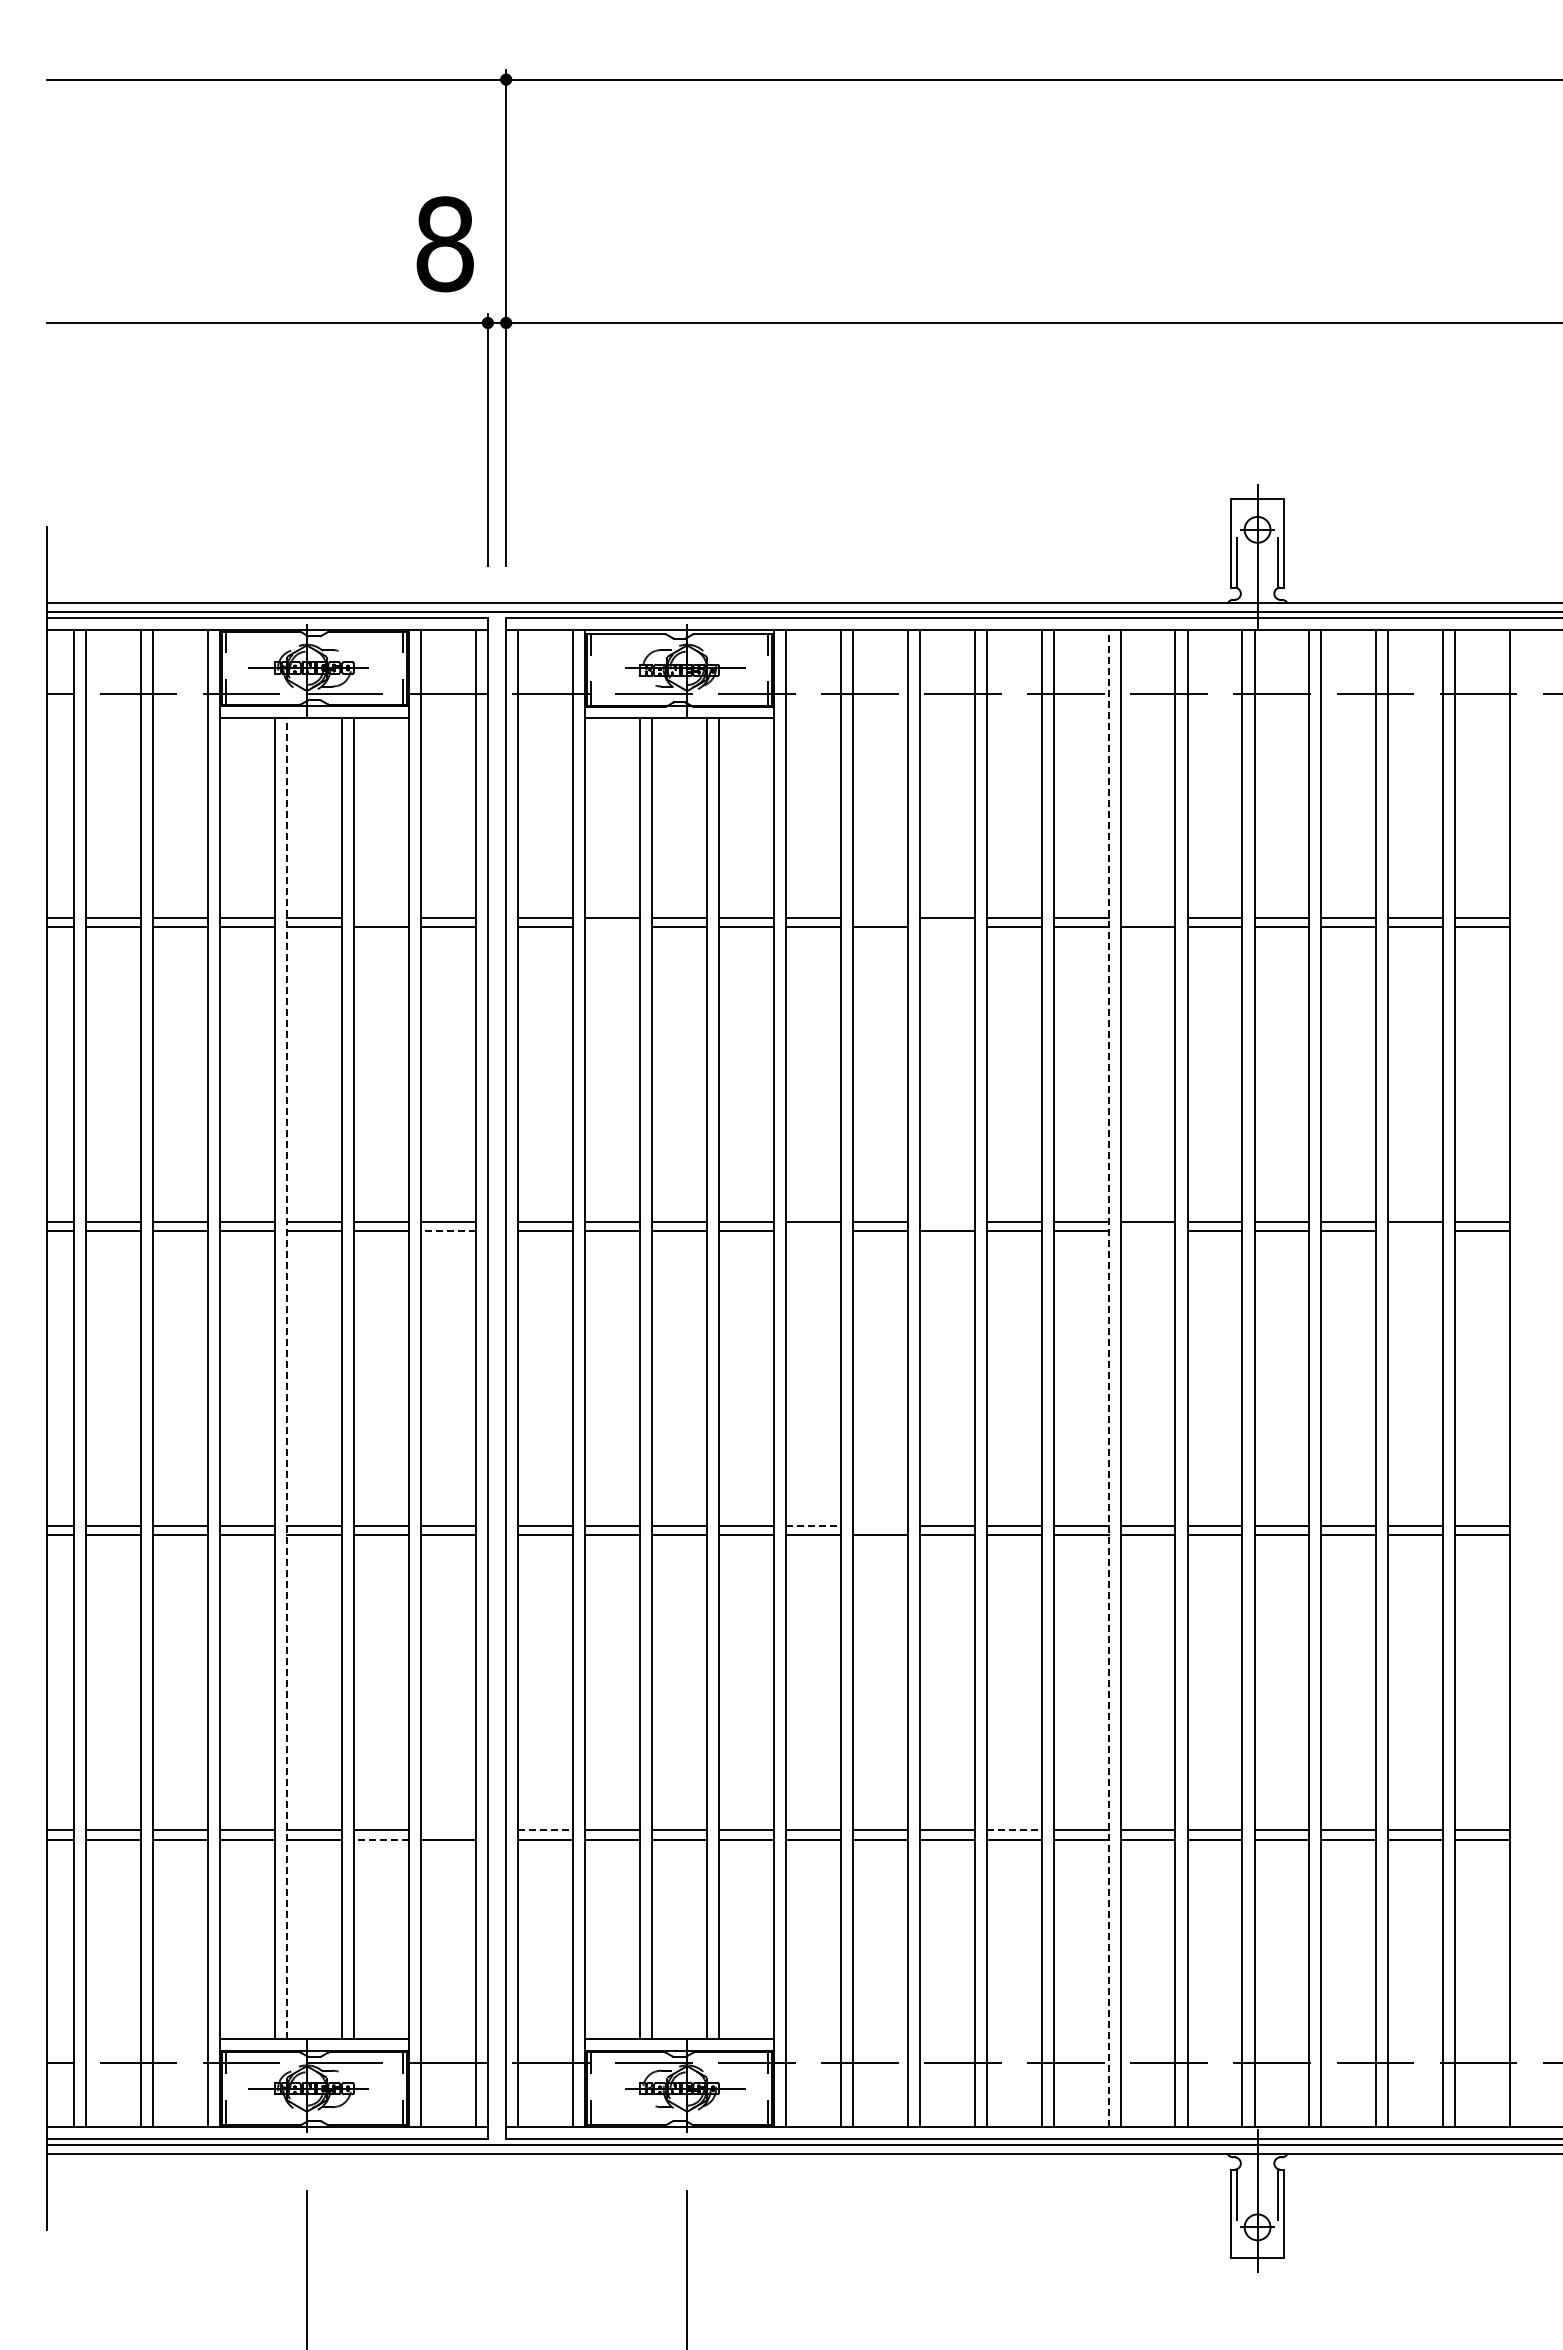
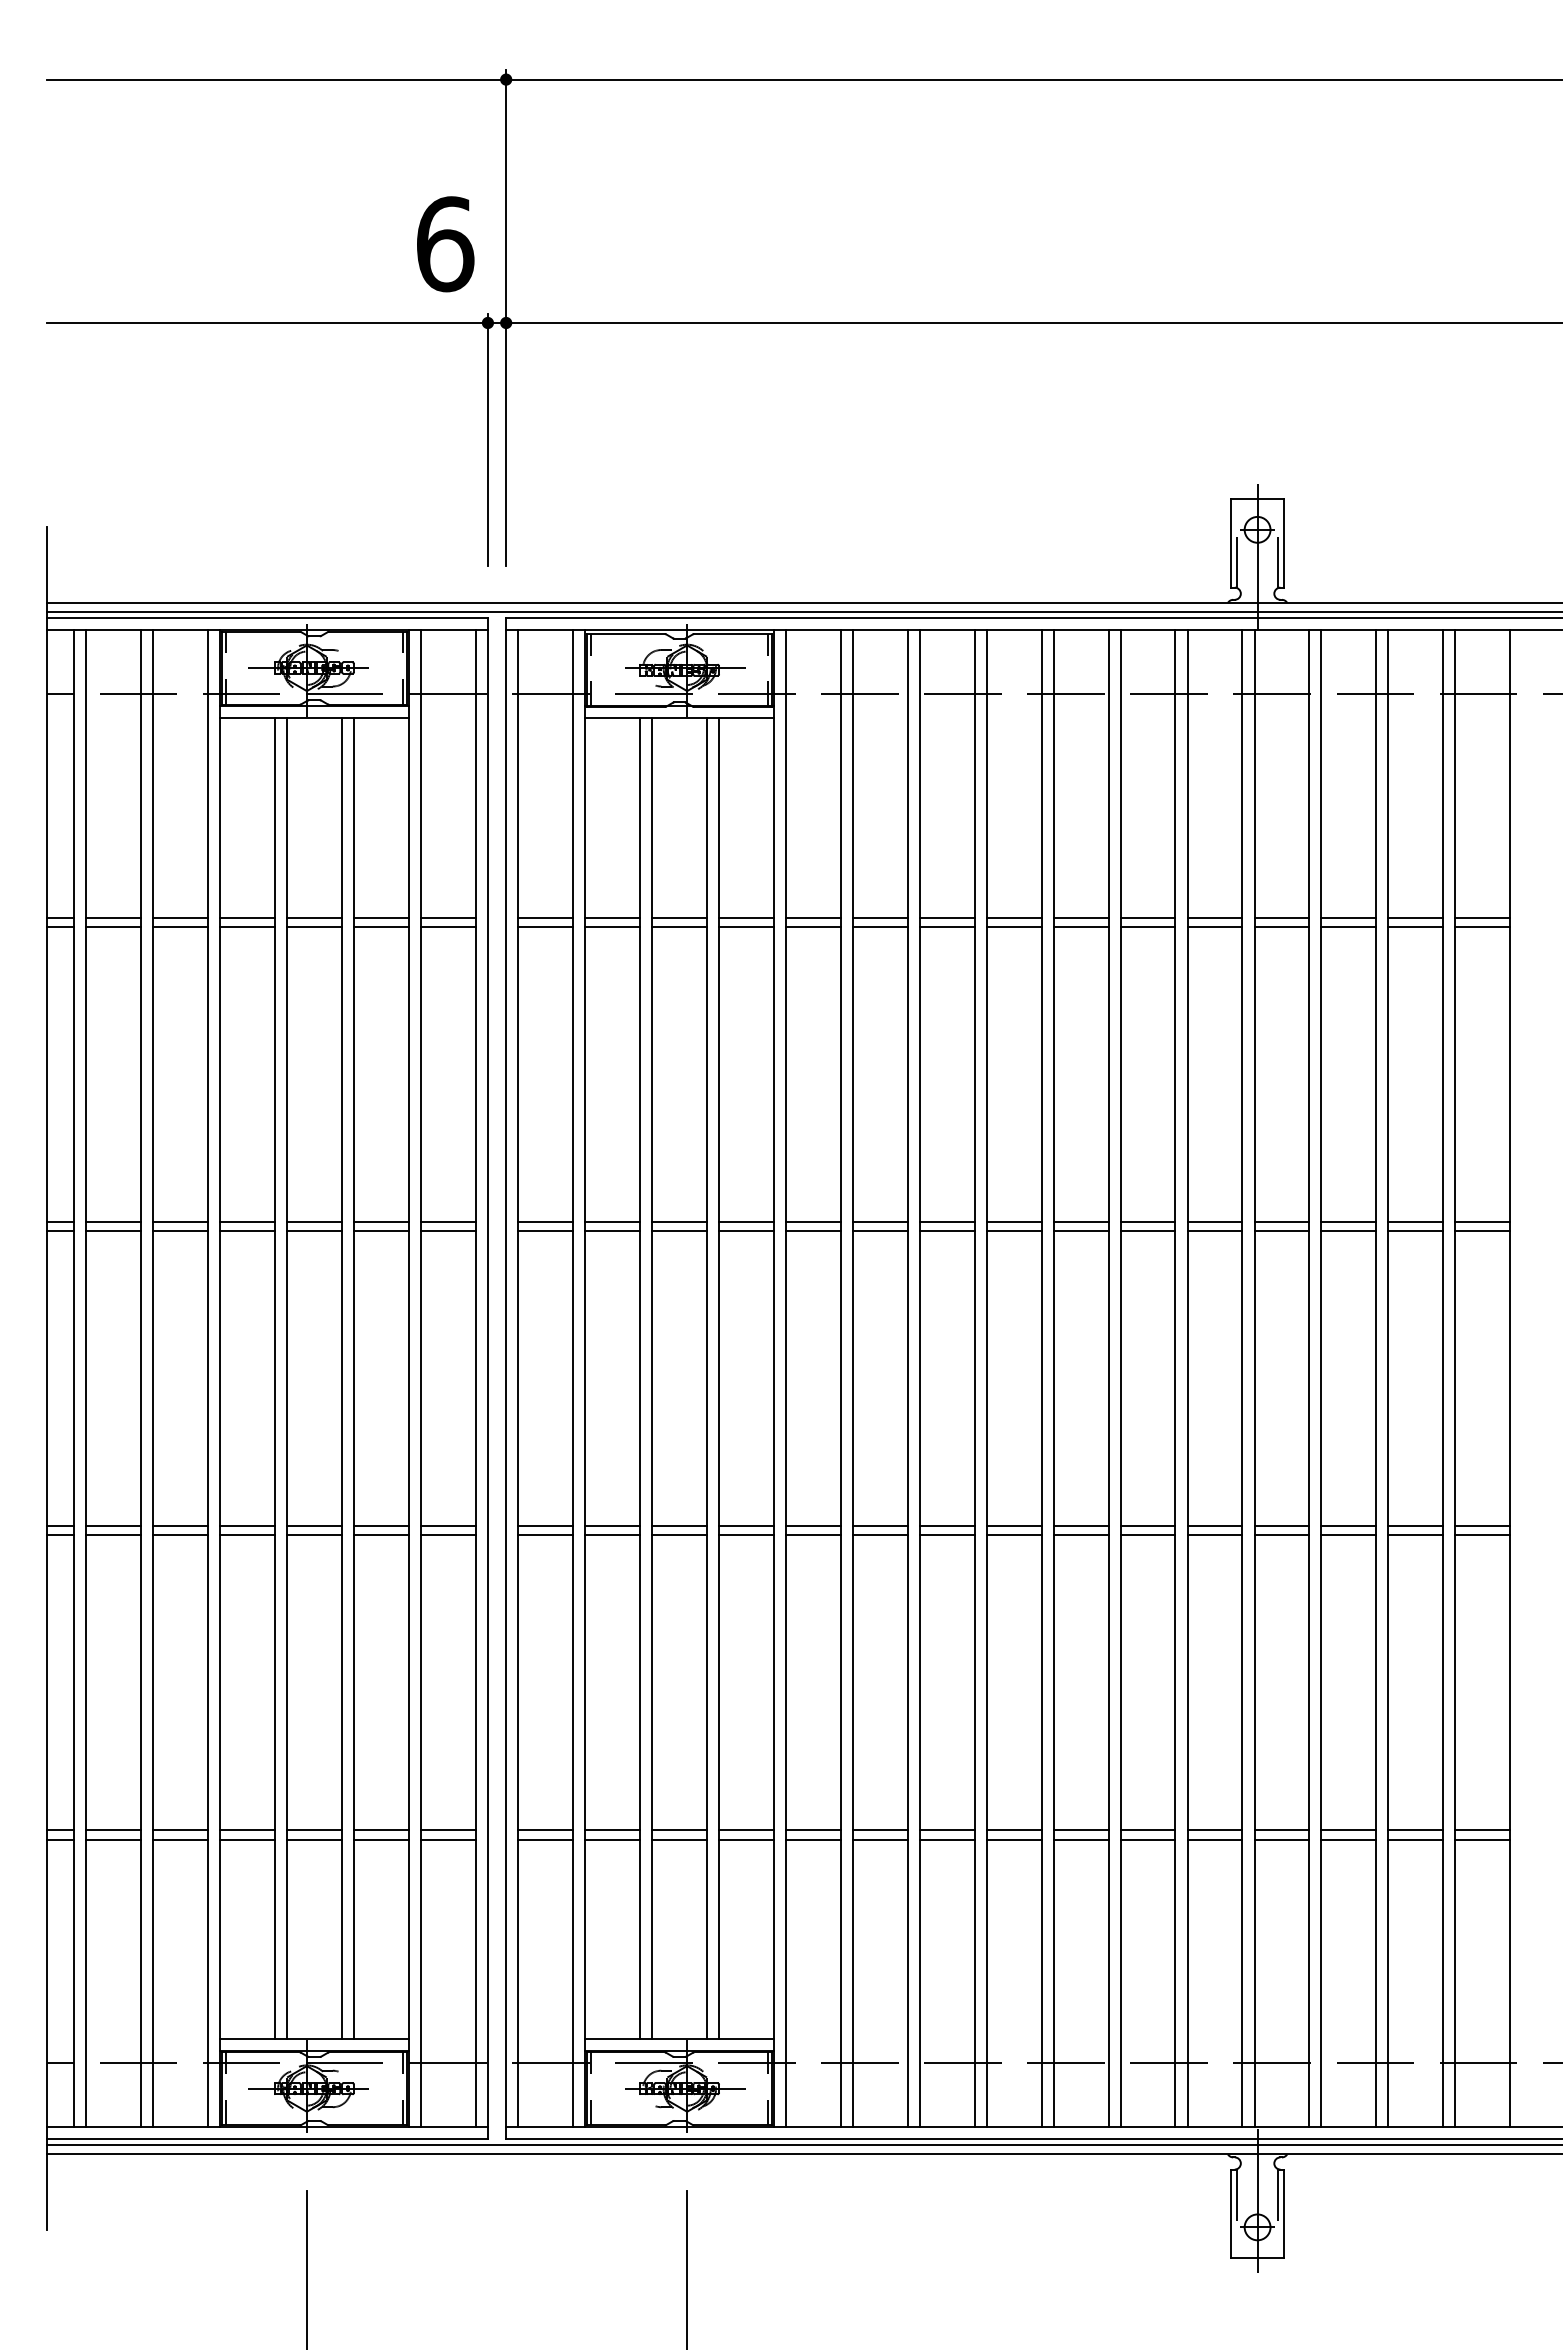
text: 8 -> 6 (445, 244)
line: none -> present (381, 917)
line: none -> present (879, 917)
line: none -> present (1147, 917)
line: none -> present (612, 926)
line: none -> present (946, 926)
line: none -> present (946, 1221)
line: dashed -> solid (447, 1231)
line: none -> present (813, 1231)
line: none -> present (1147, 1231)
line: none -> present (1415, 1231)
line: dashed -> solid (287, 1378)
line: dashed -> solid (1108, 1378)
line: dashed -> solid (813, 1526)
line: none -> present (879, 1526)
line: none -> present (448, 1830)
line: dashed -> solid (546, 1830)
line: dashed -> solid (1014, 1830)
line: dashed -> solid (380, 1839)
